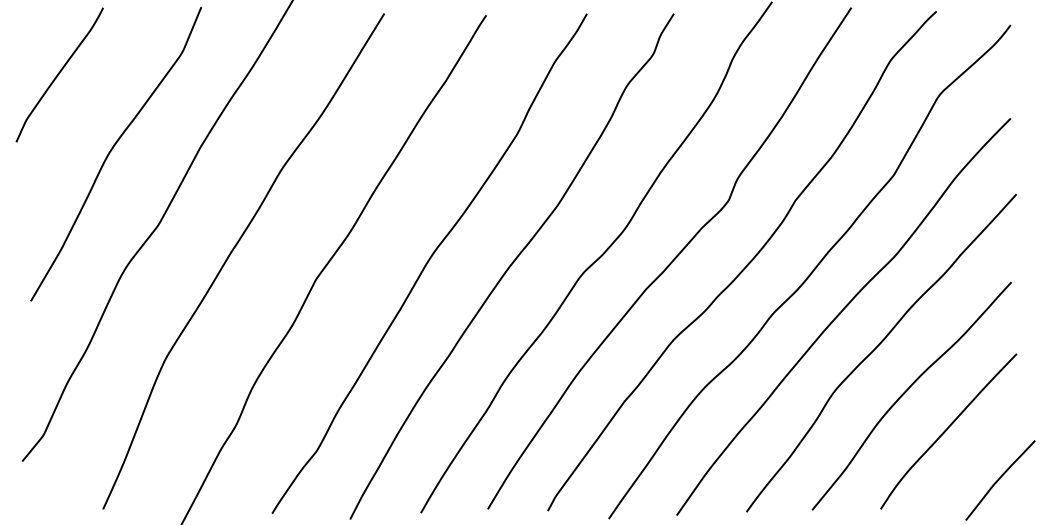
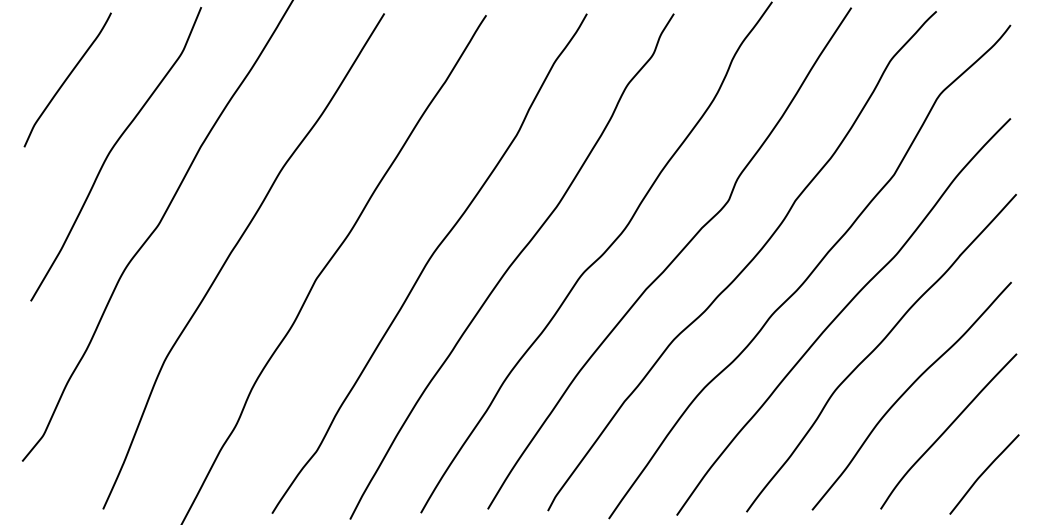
curve position: (59, 74) -> (67, 79) (67, 79)
curve position: (999, 480) -> (983, 474) (983, 474)
